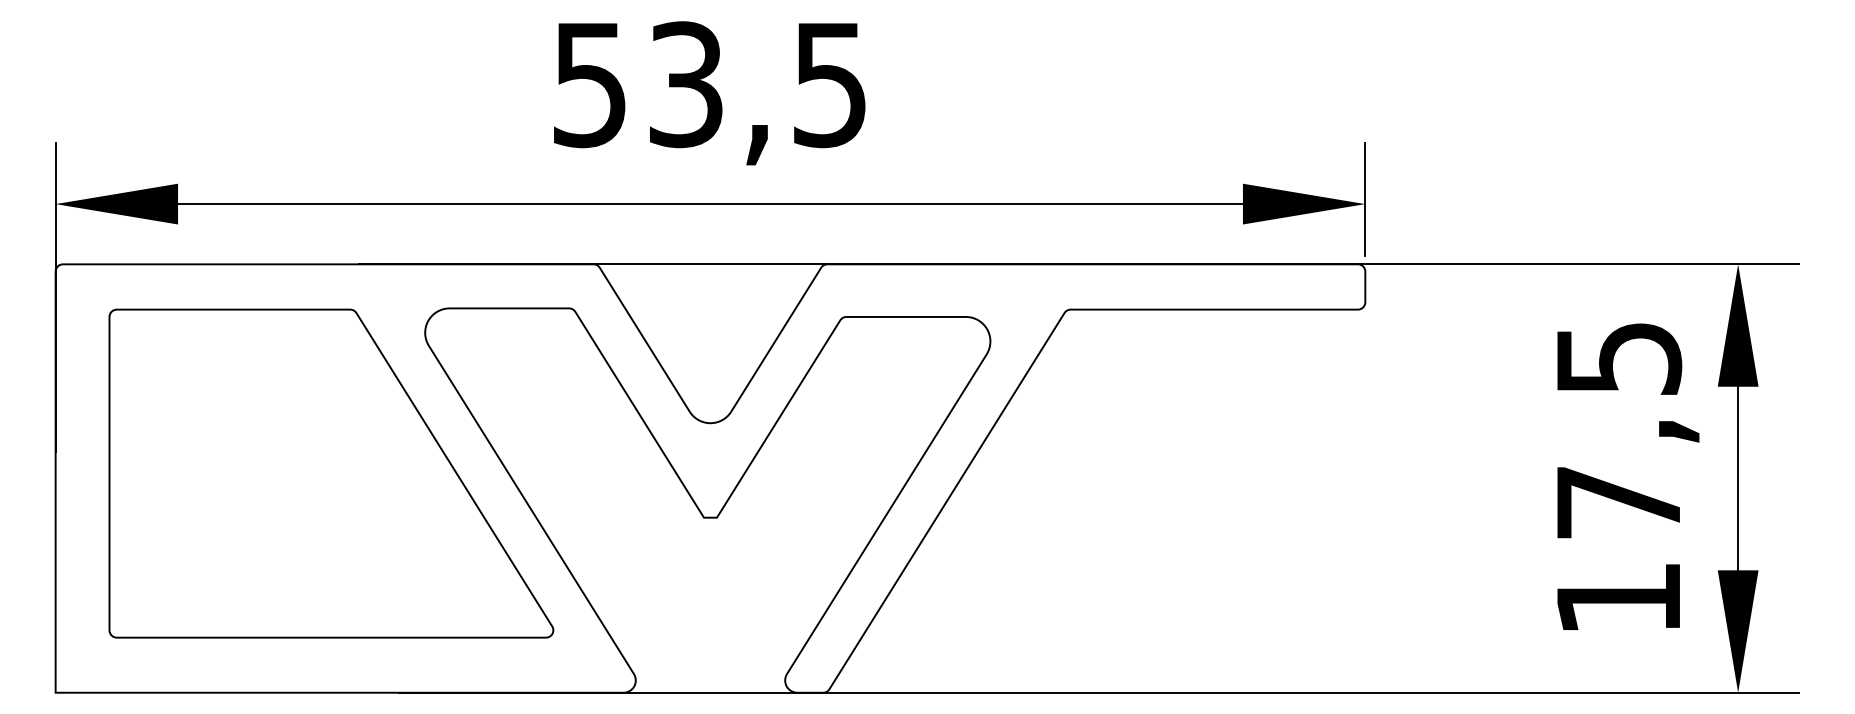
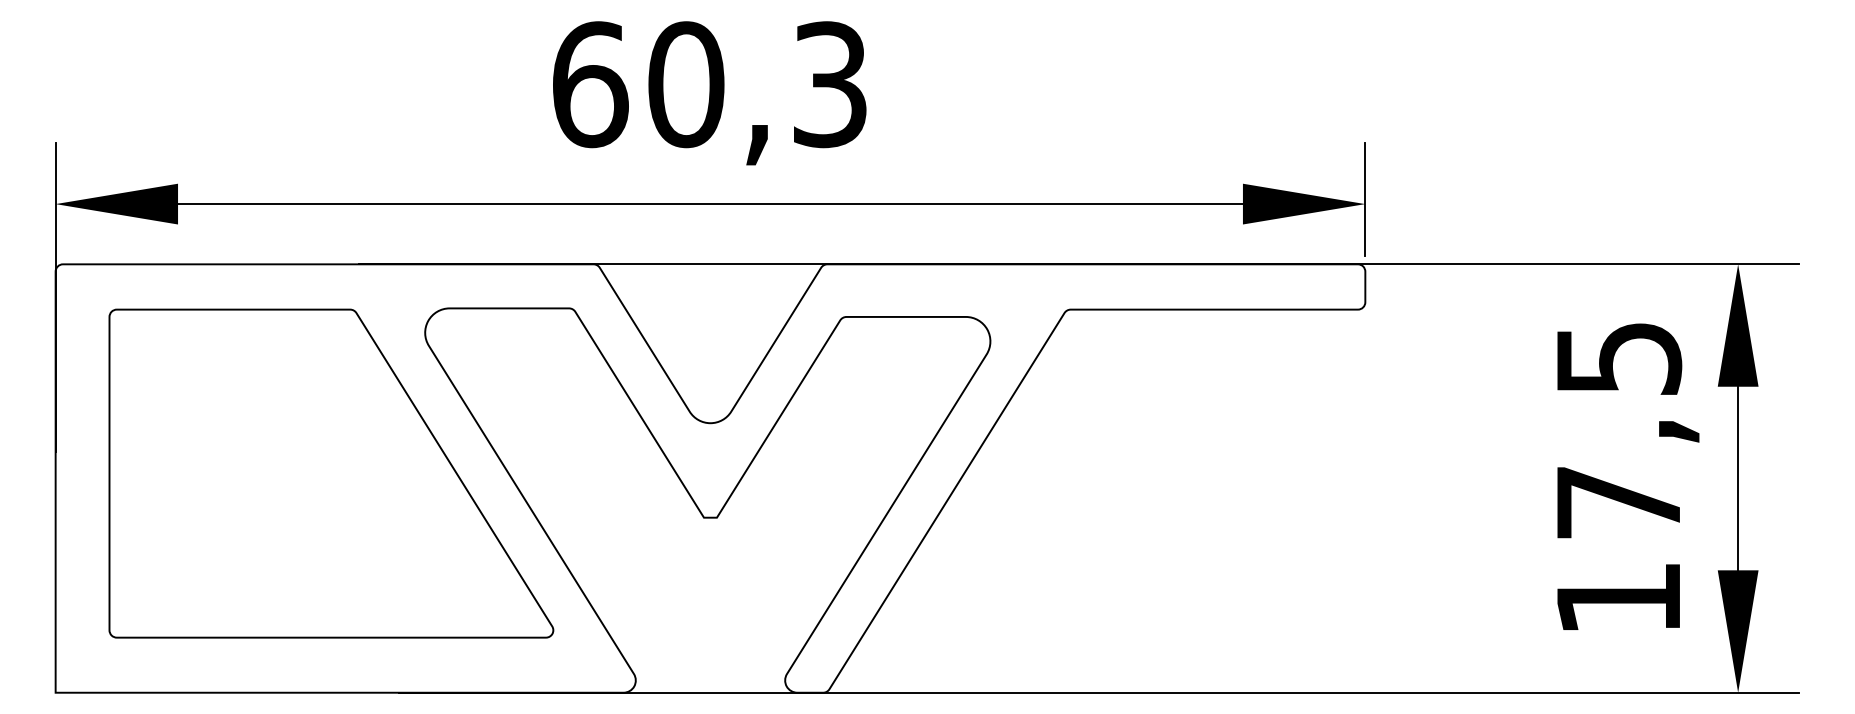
text: 53,5 -> 60,3 (709, 84)
